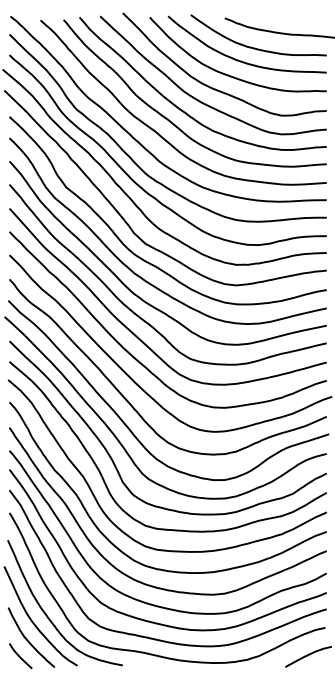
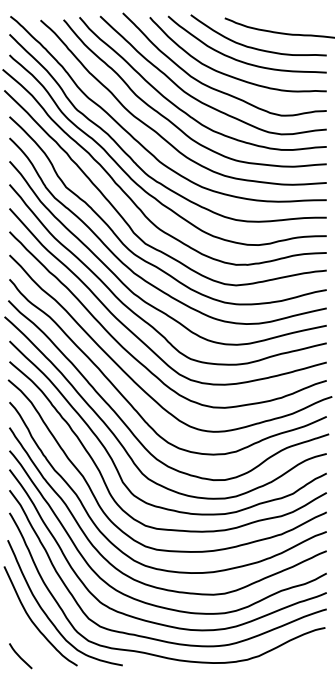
curve: present -> none (27, 638)
curve: present -> none (308, 655)
